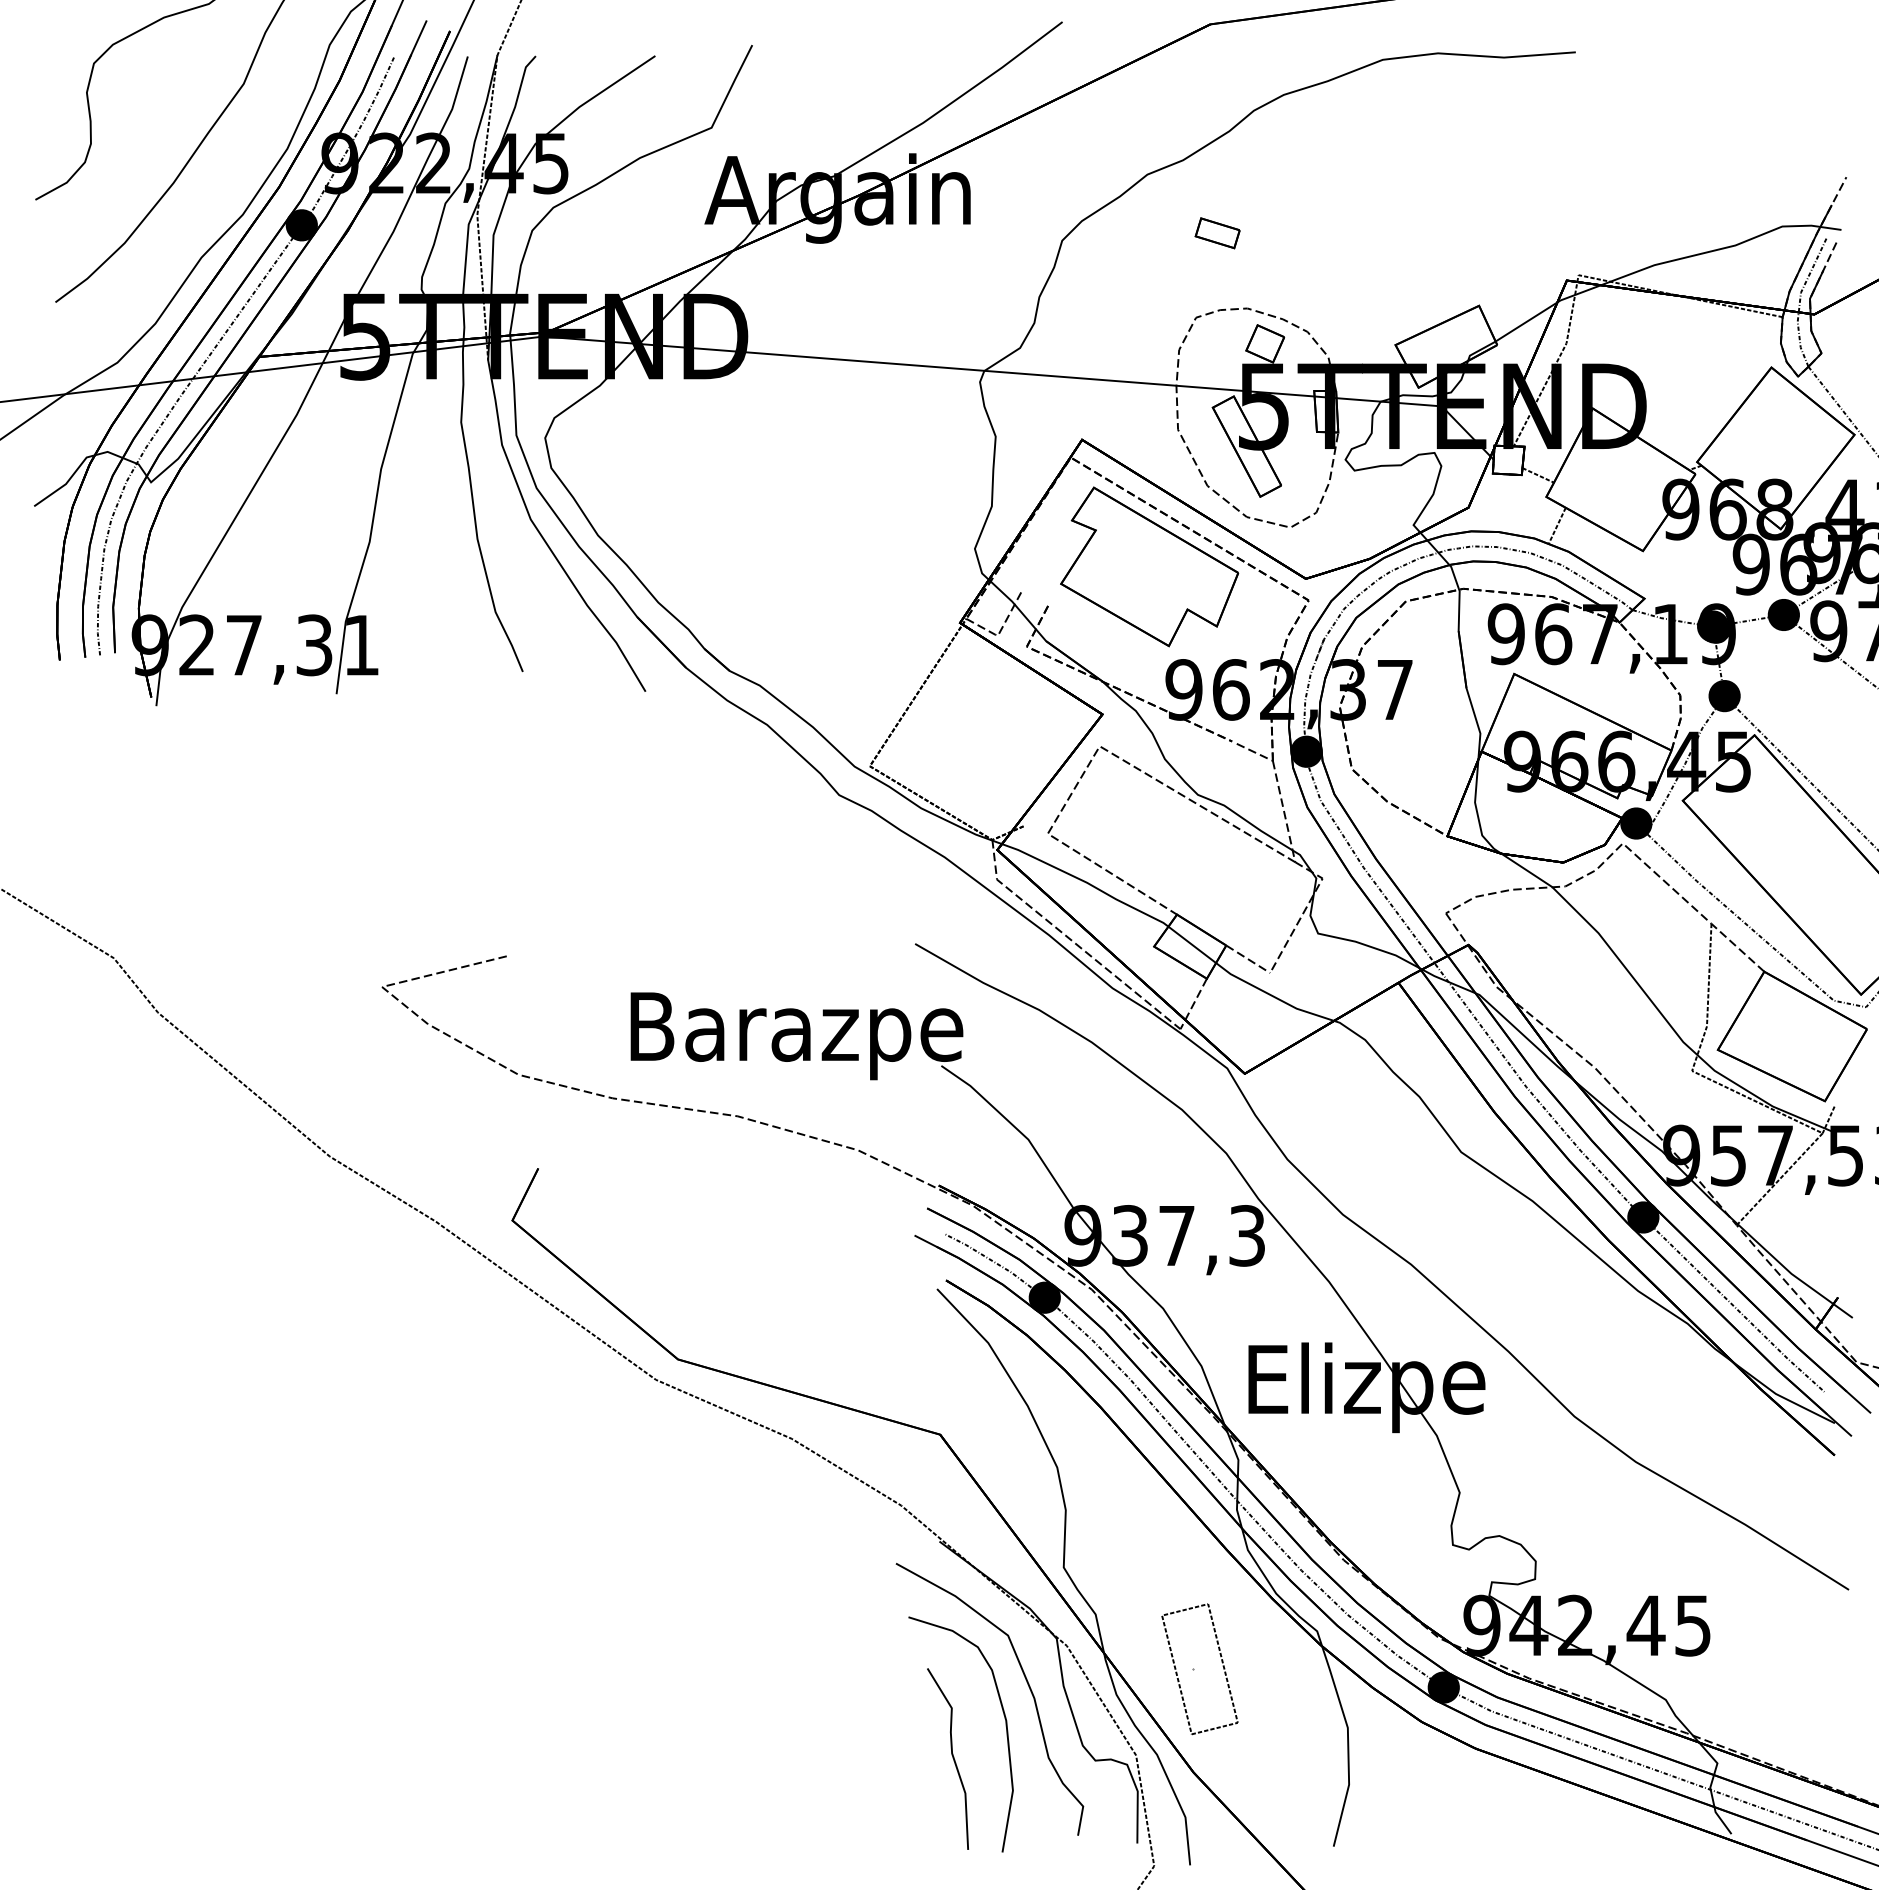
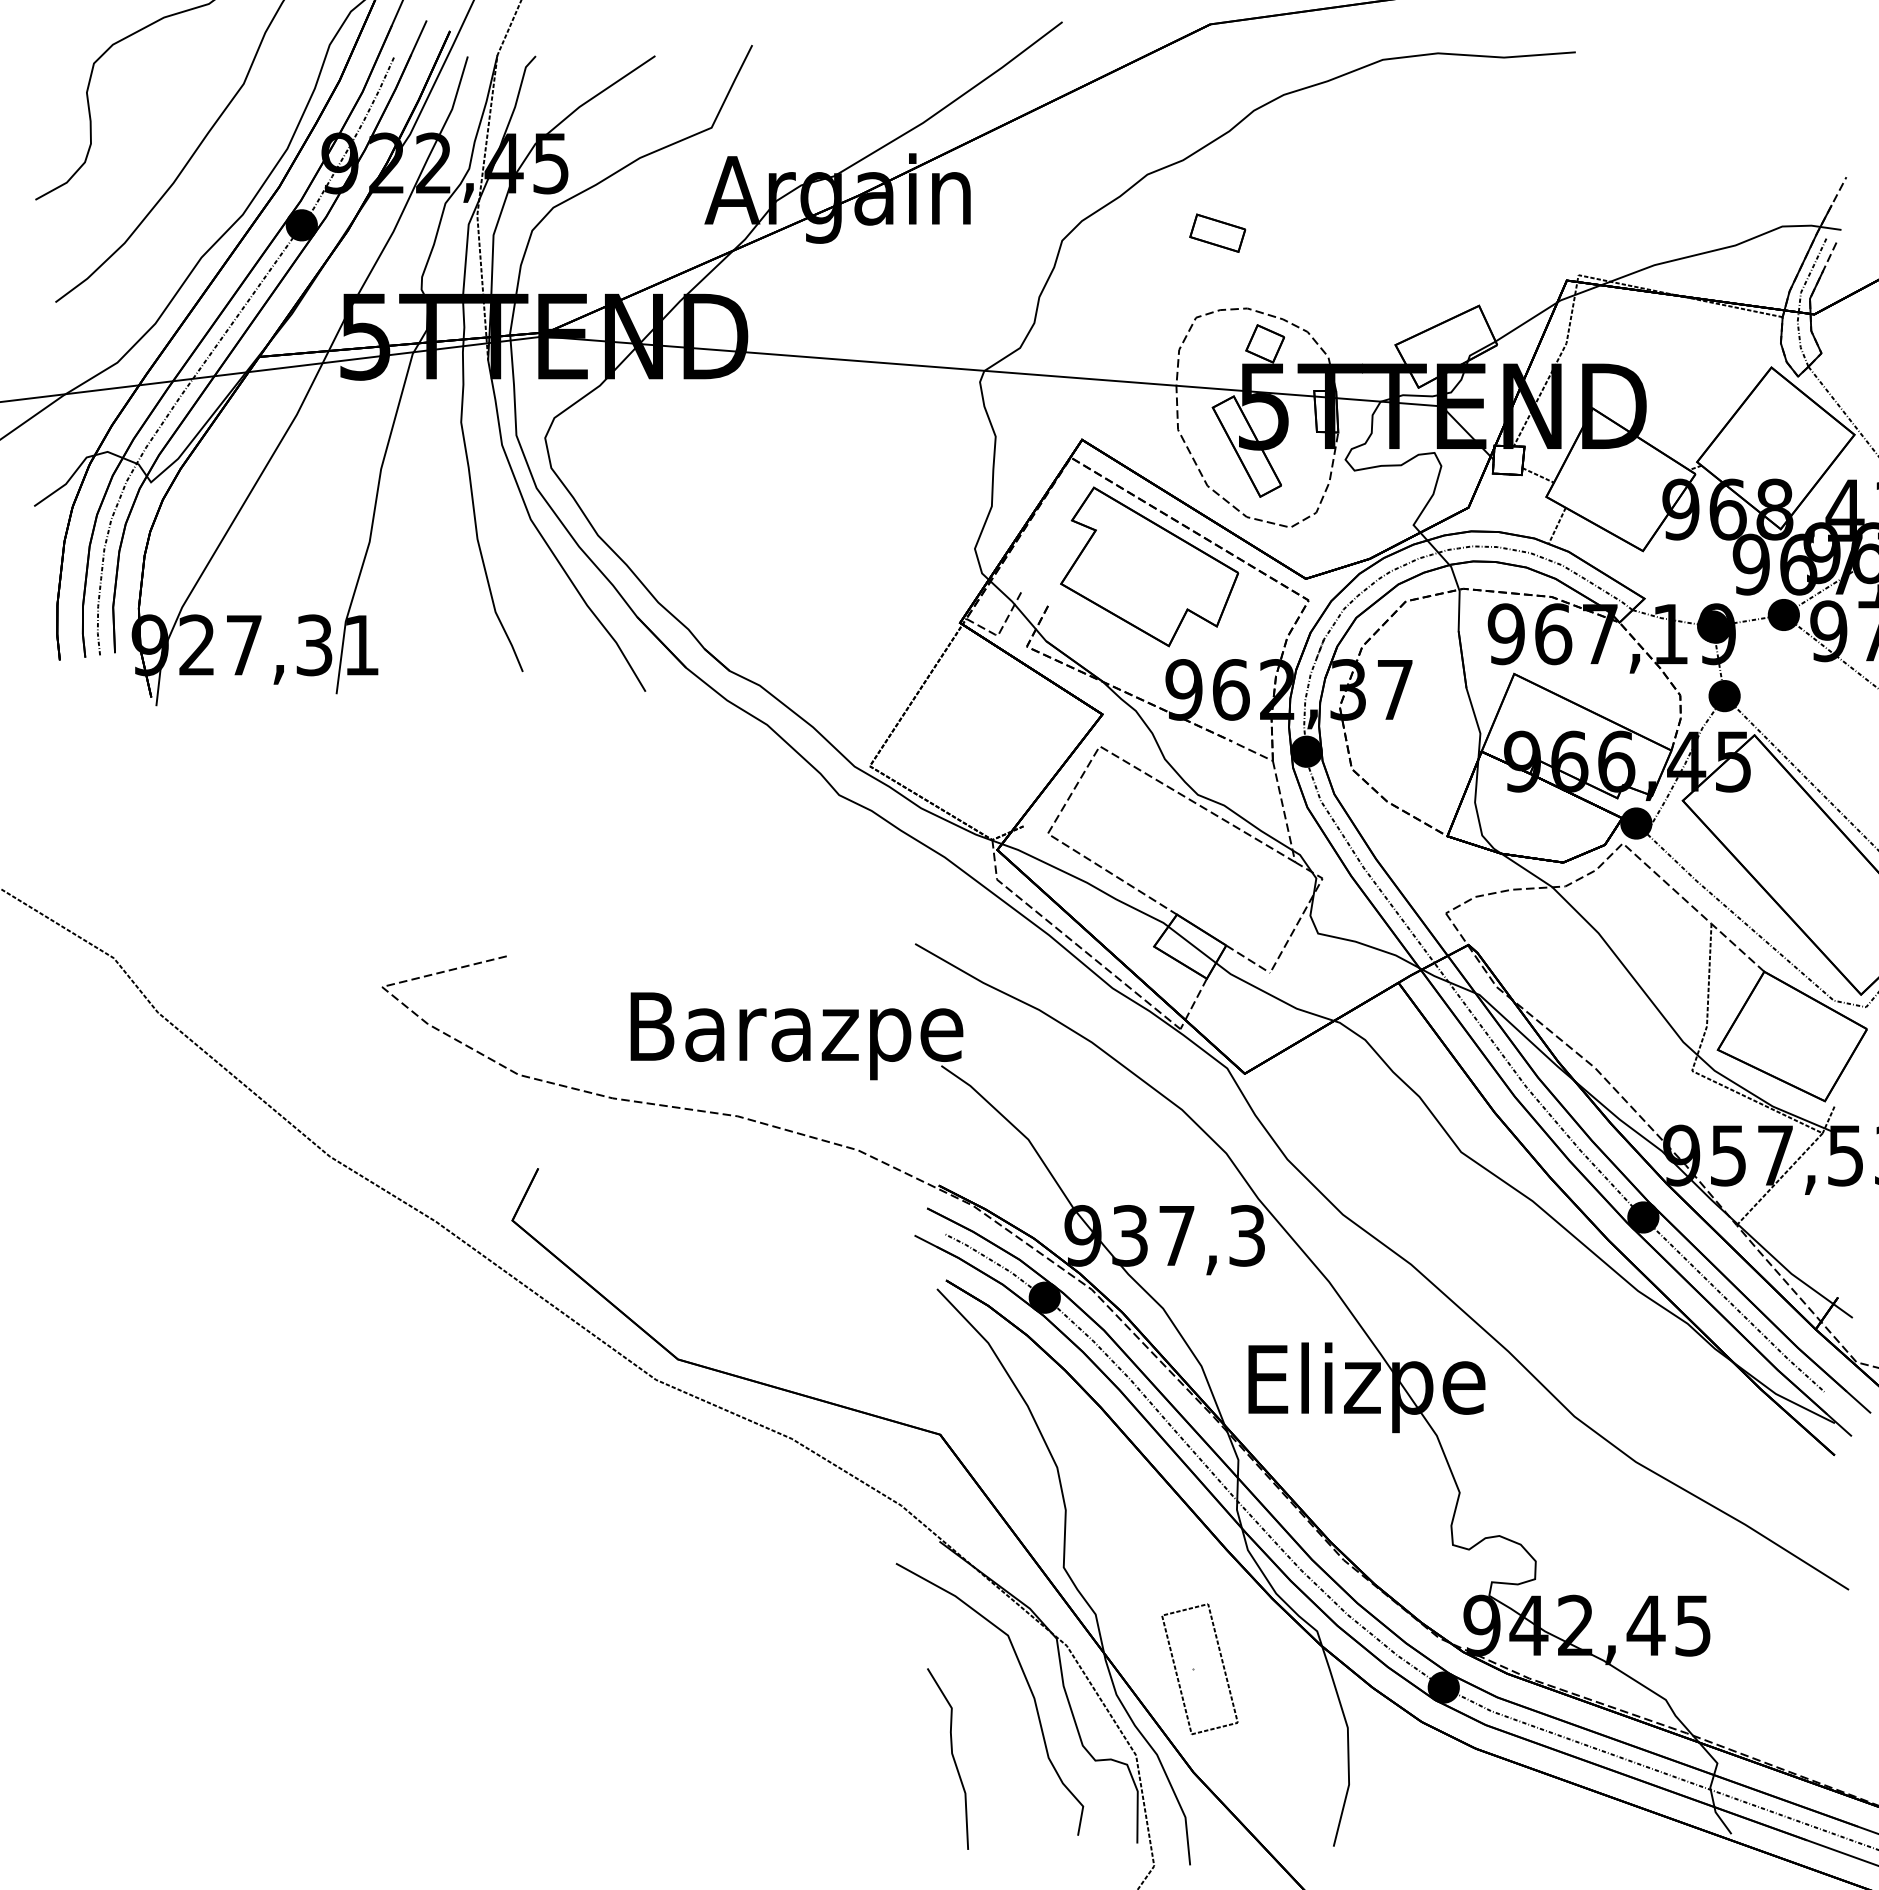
part size: 47x33 px -> 58x40 px (1217, 232)
curve: present -> none (1005, 1726)
